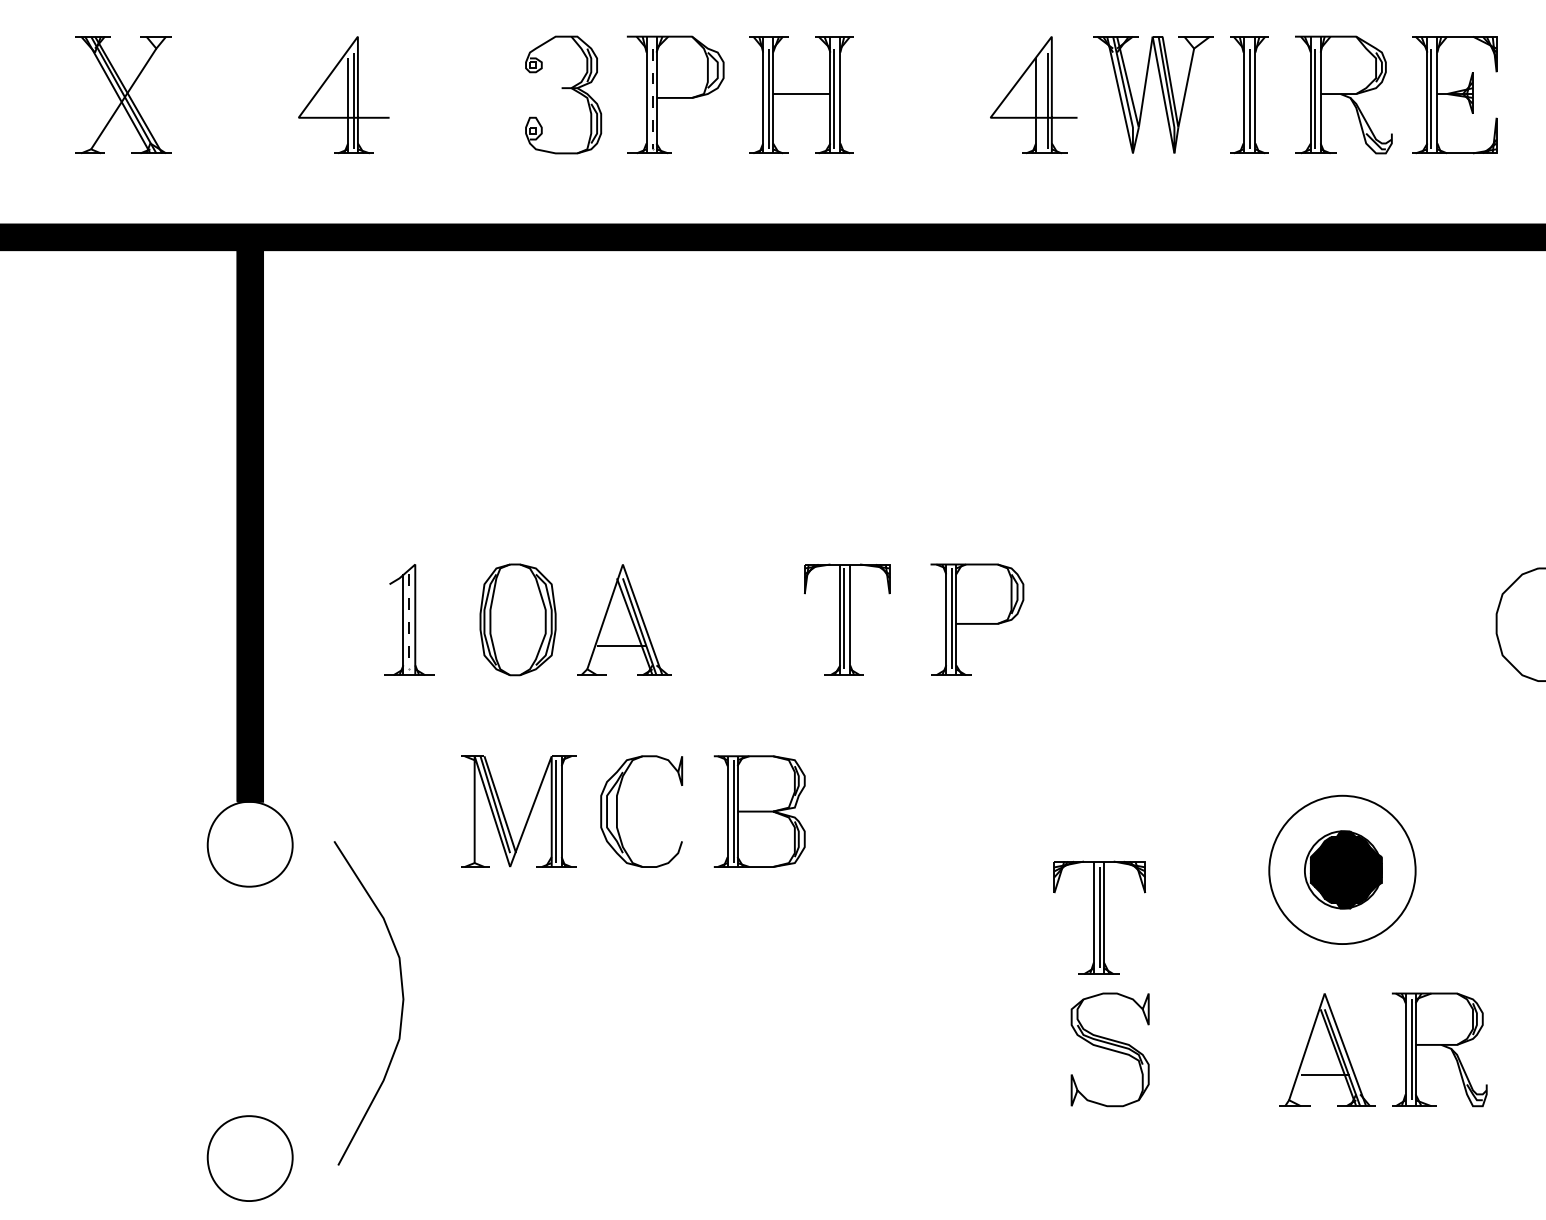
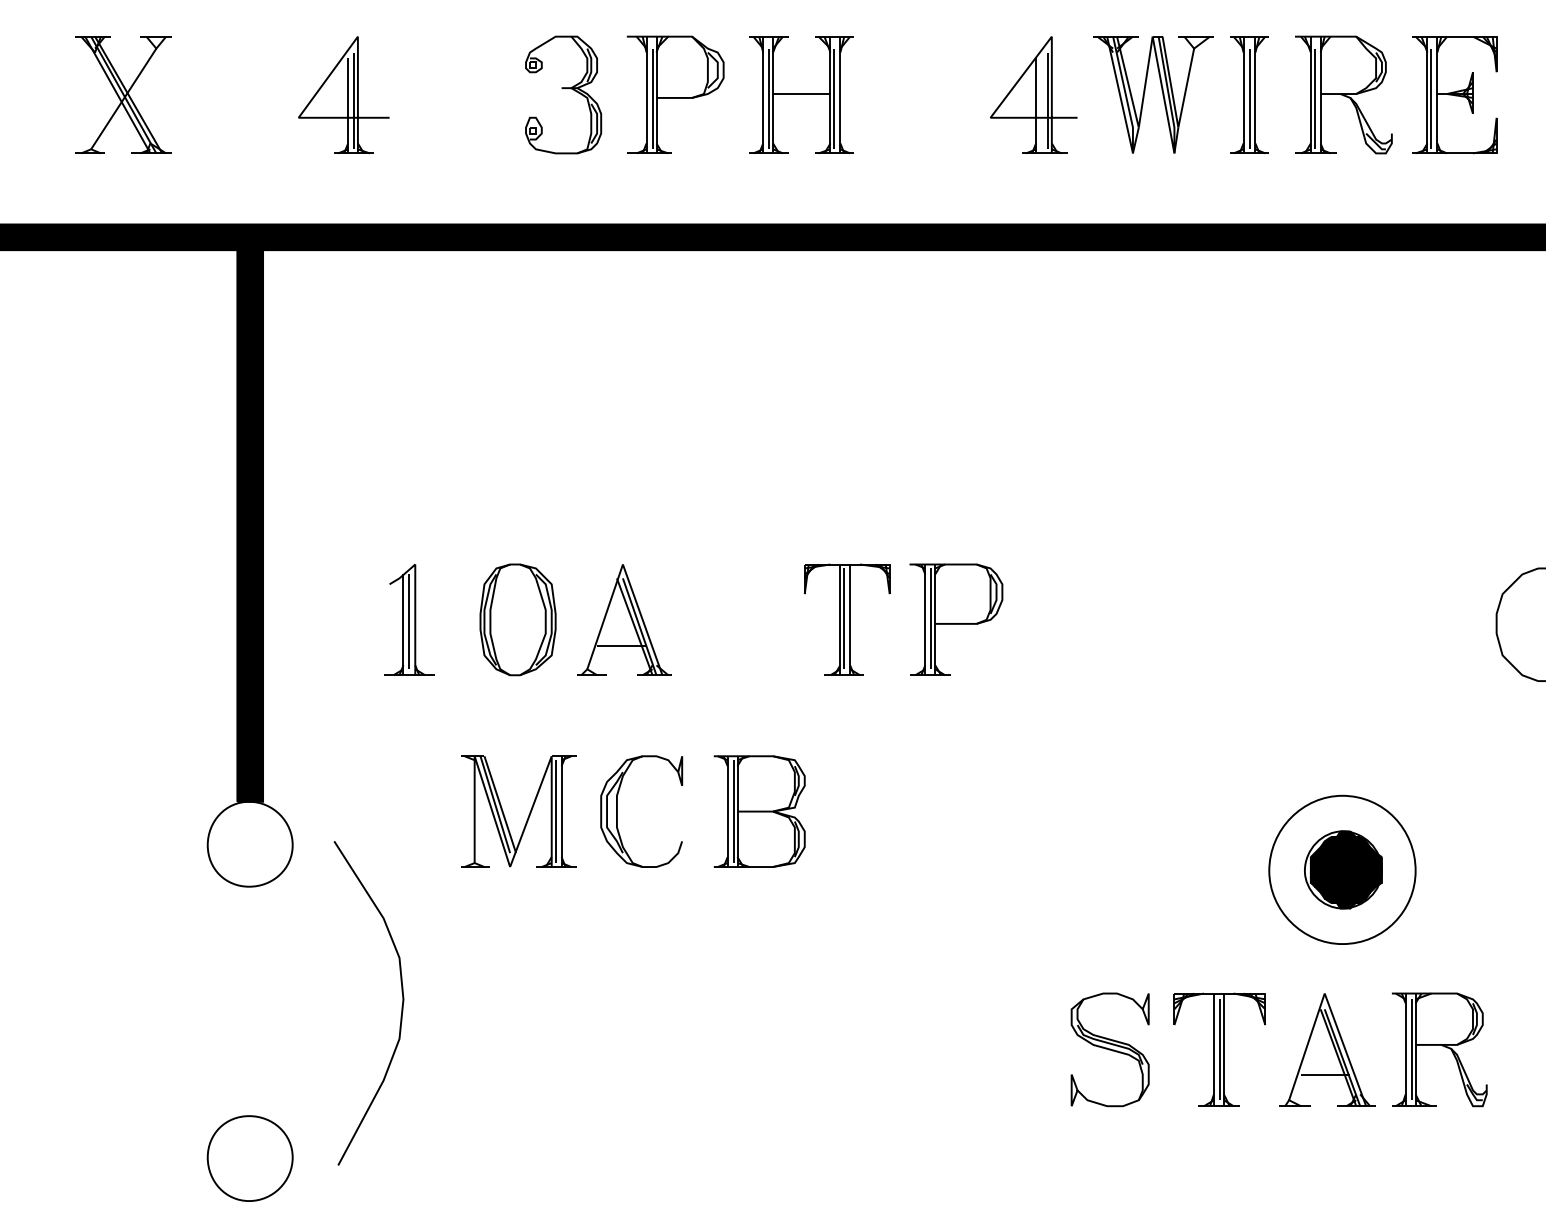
line: dashed -> solid (652, 99)
part position: (977, 619) -> (956, 619) (956, 619)
line: dashed -> solid (409, 622)
part position: (1099, 917) -> (1219, 1049) (1219, 1049)
